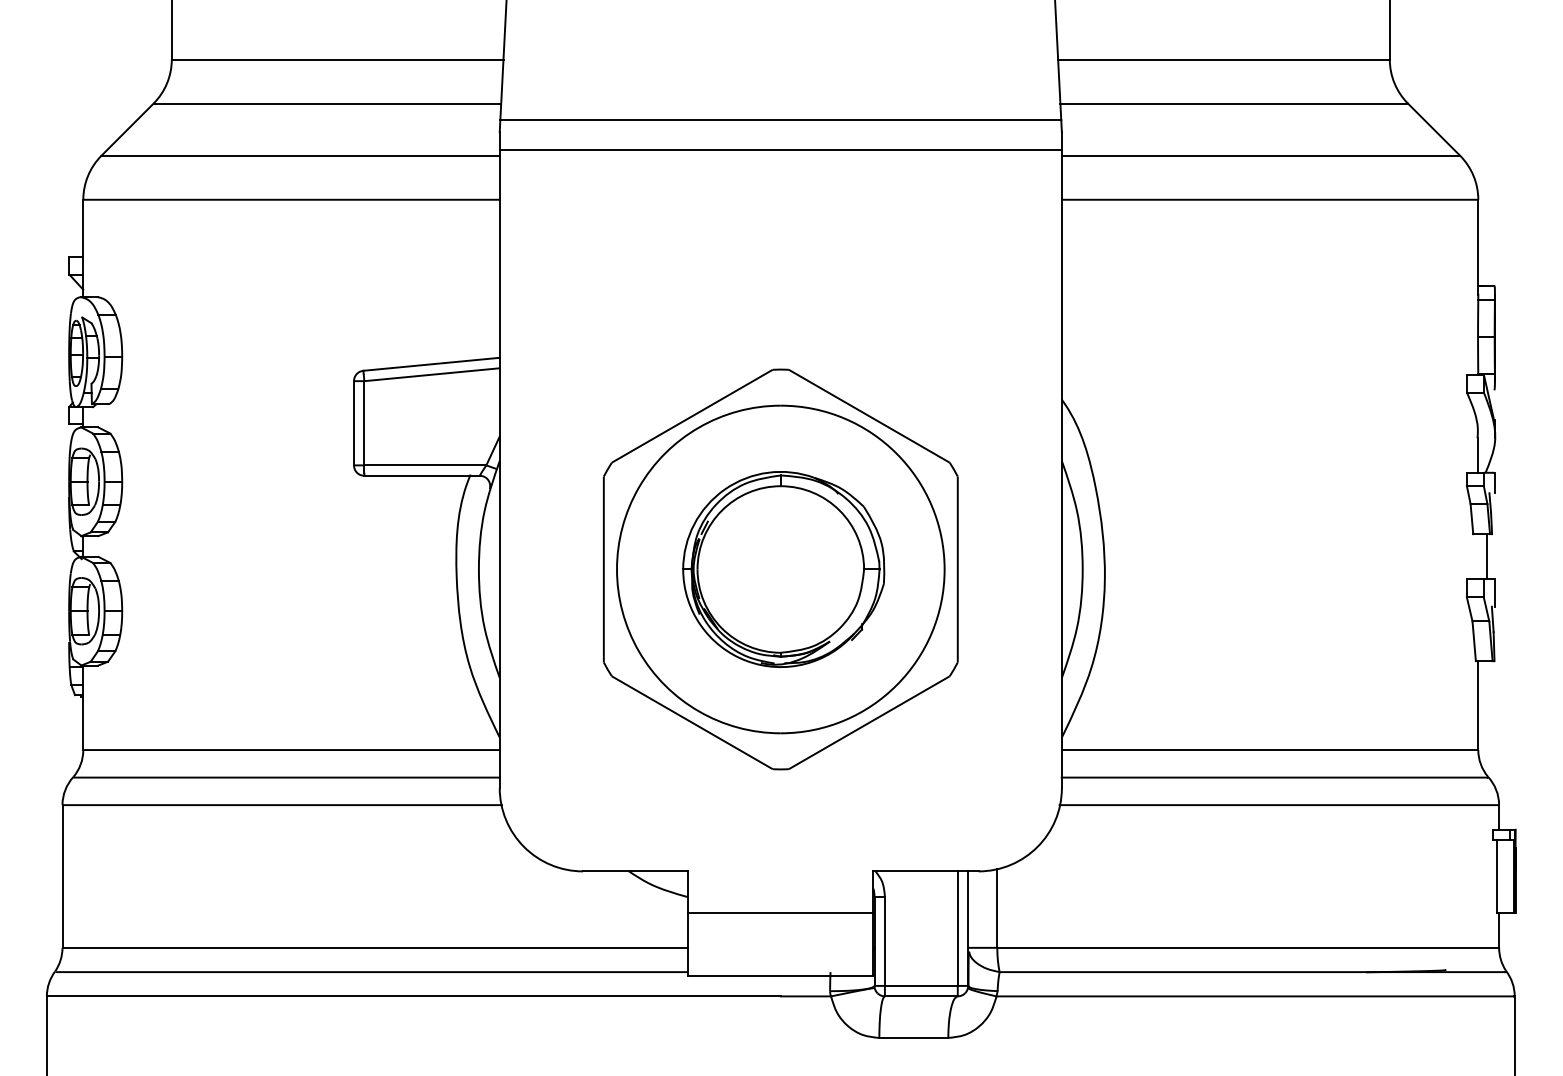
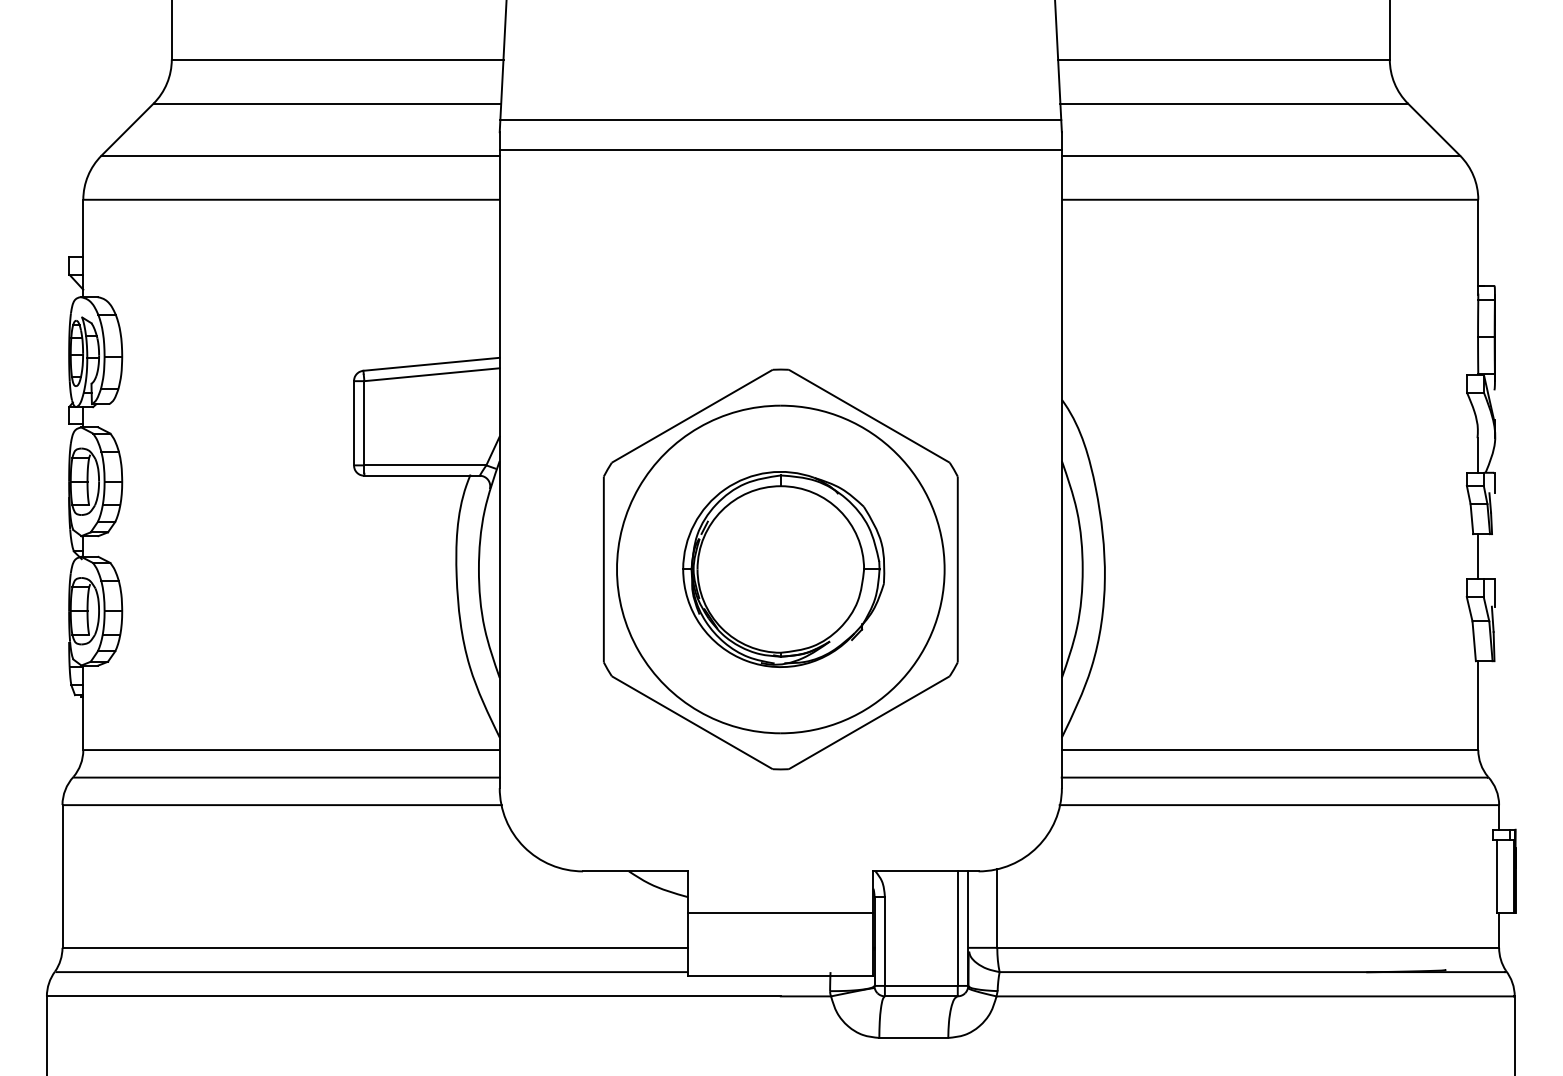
line position: (1487, 556) -> (1478, 556) (1478, 556)
